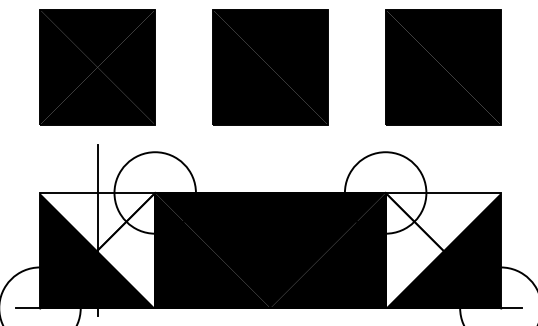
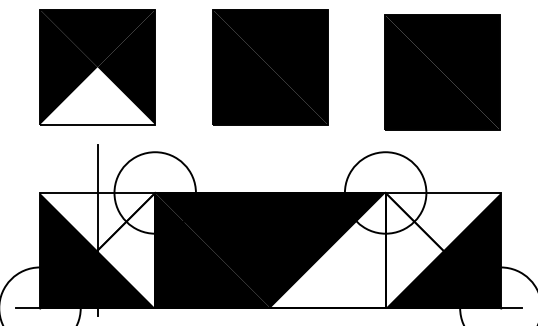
part position: (443, 67) -> (442, 72) (442, 72)
fill: present -> none (97, 95)
fill: present -> none (327, 250)
